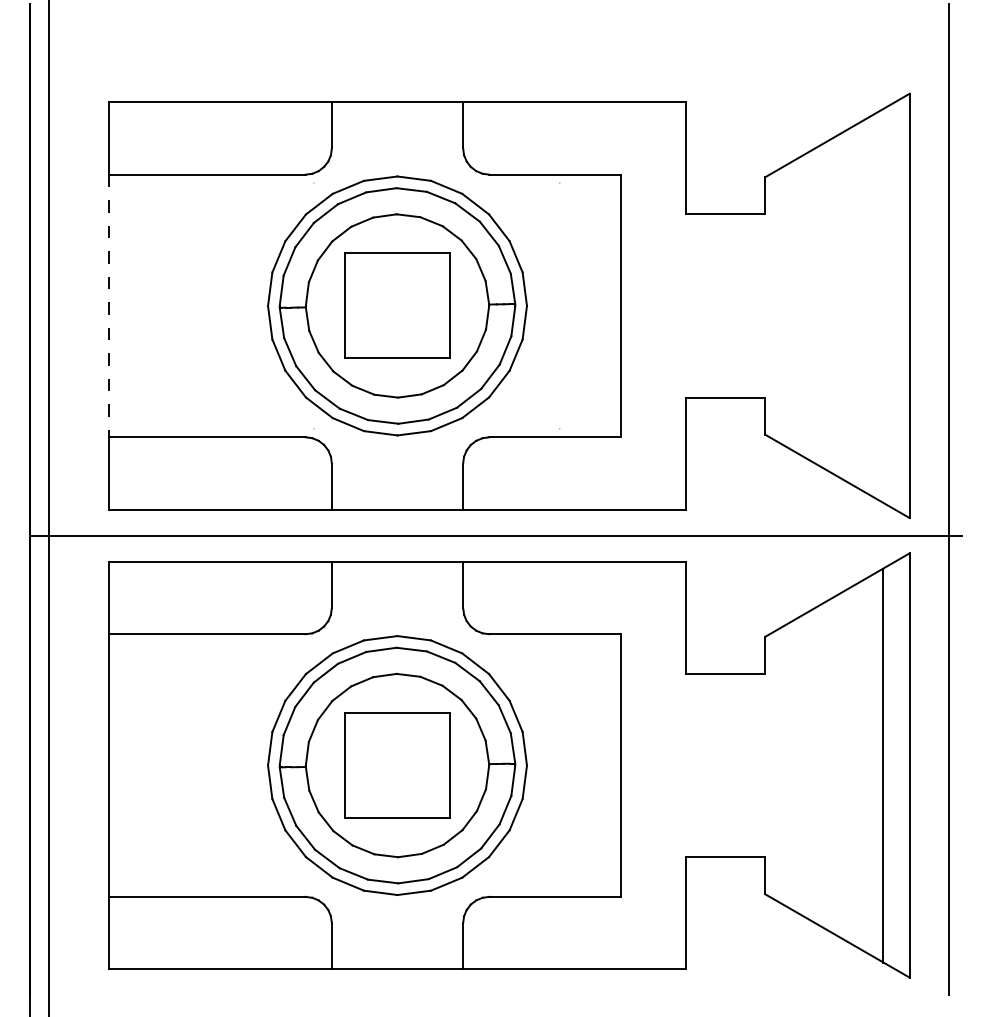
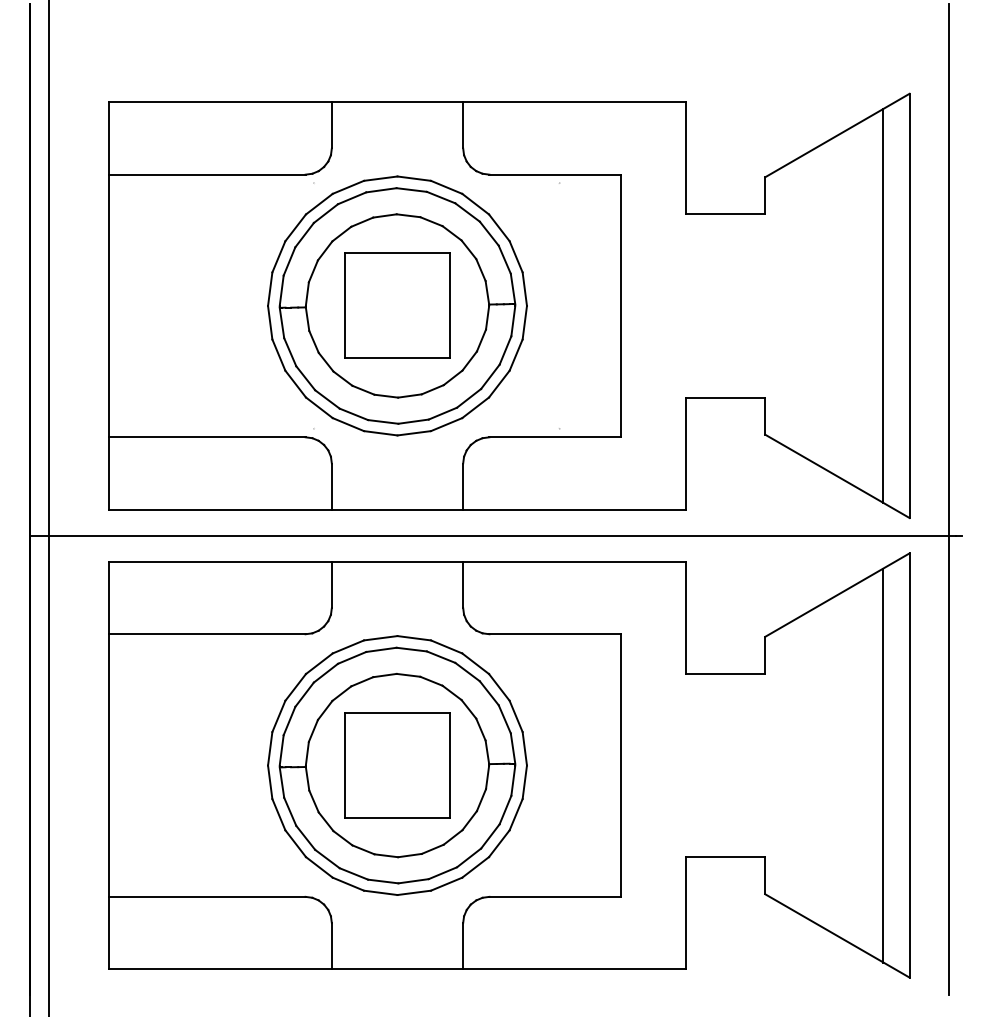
line: none -> present (883, 305)
line: dashed -> solid (108, 306)
